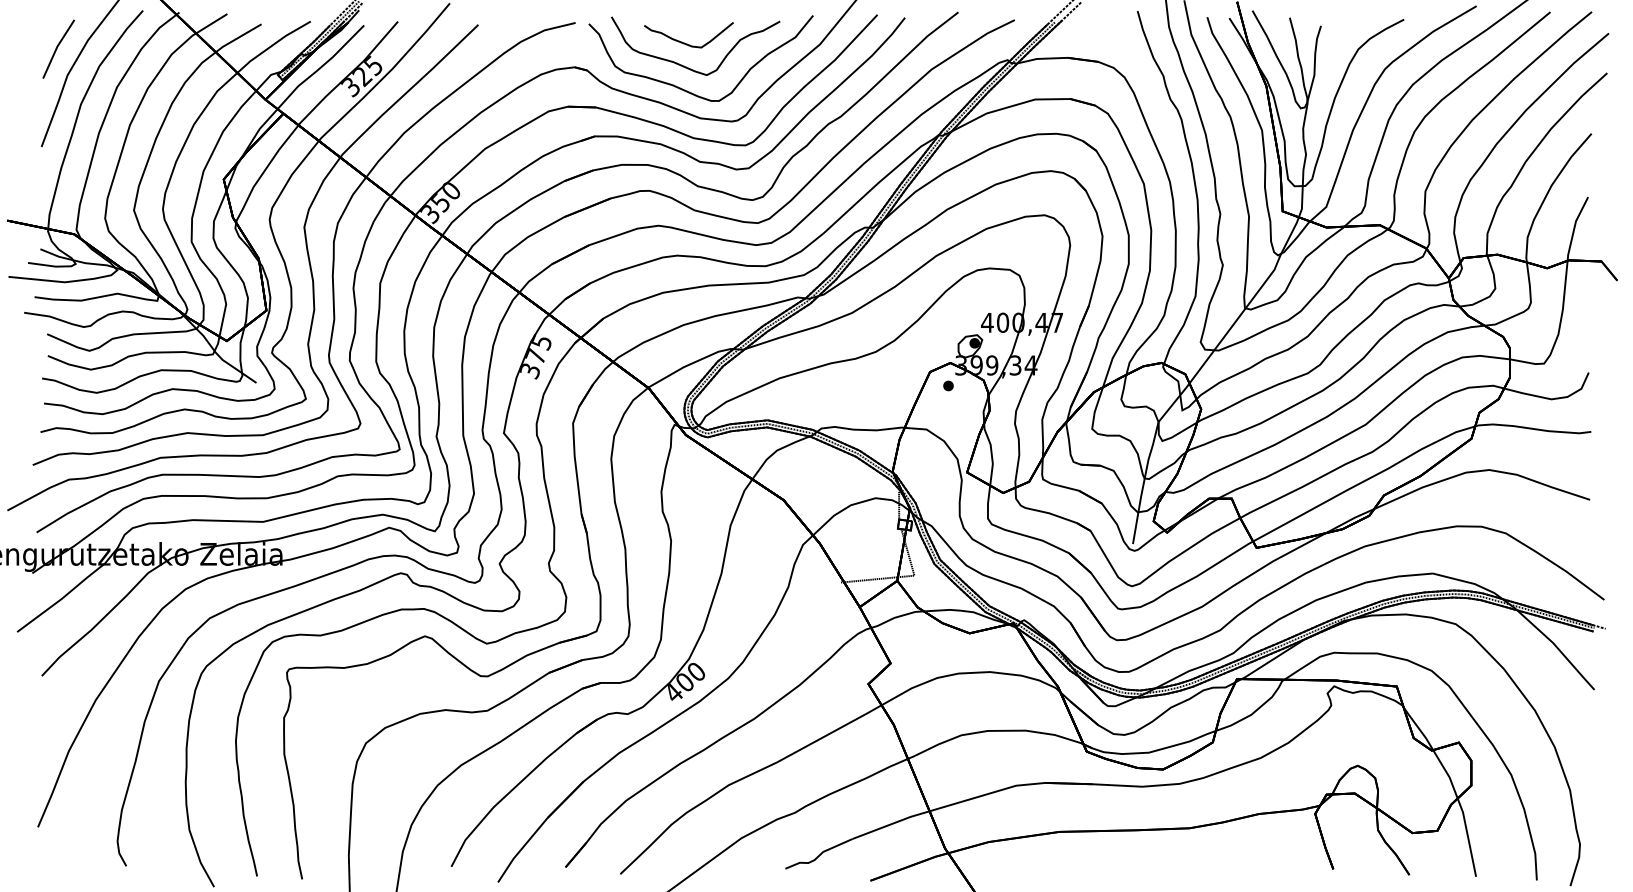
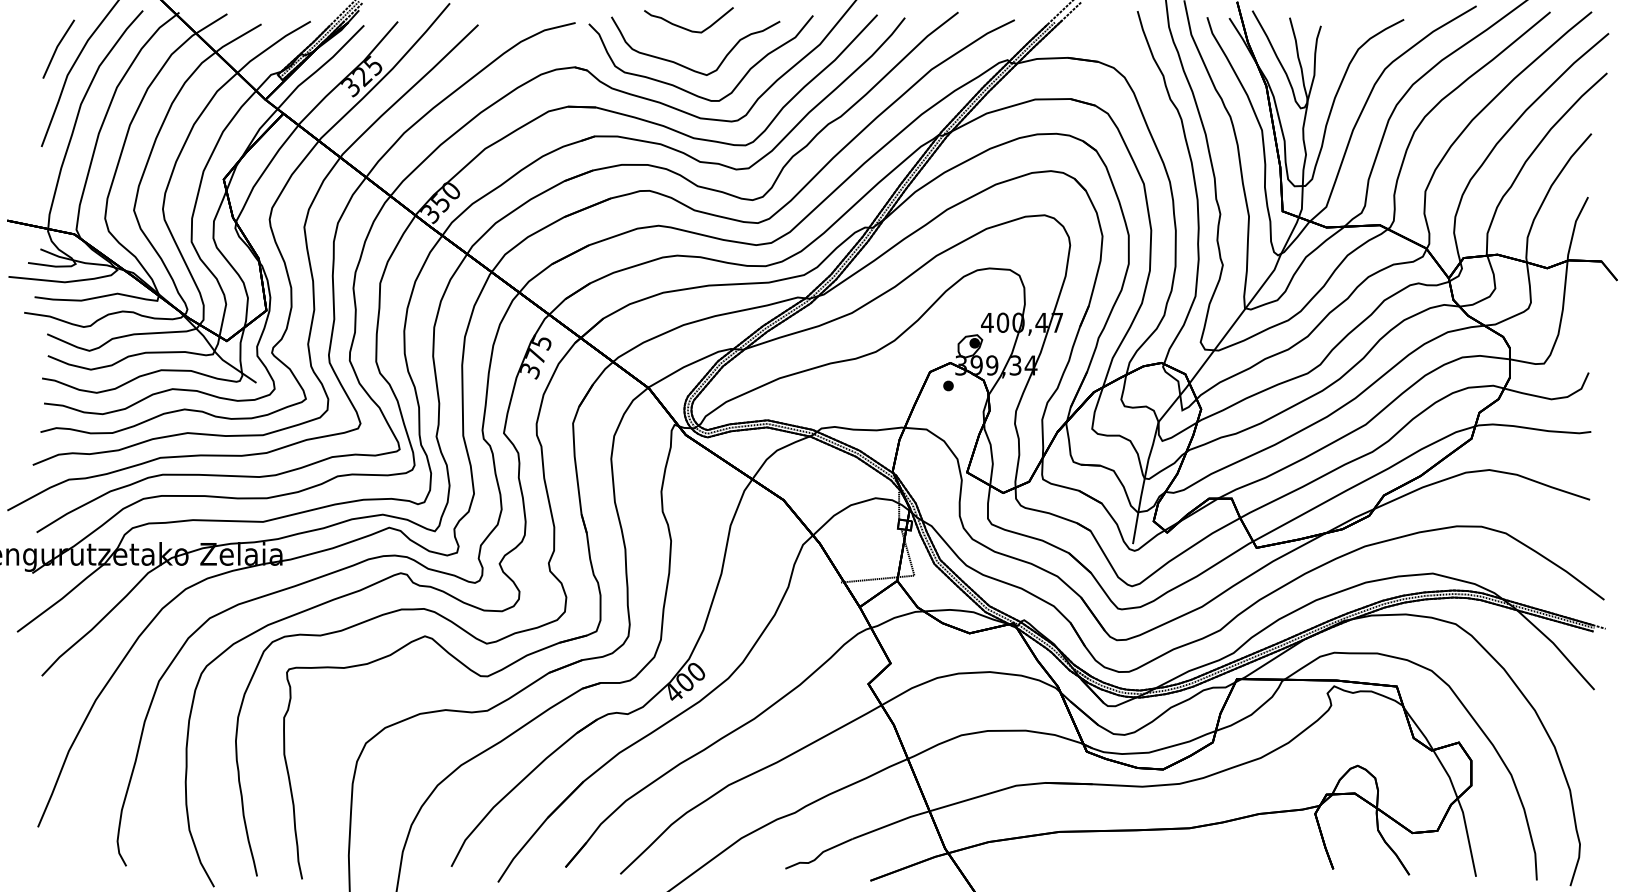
part position: (684, 42) -> (684, 27) (684, 27)
